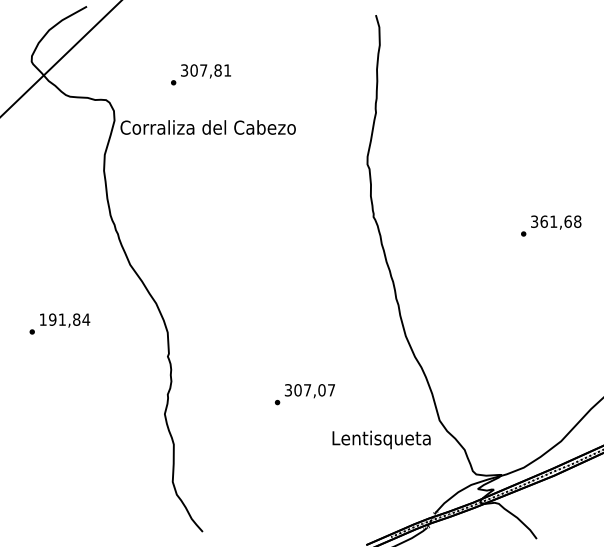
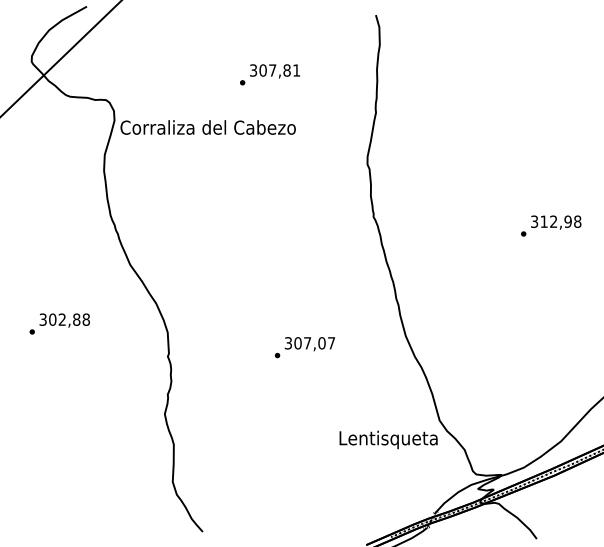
text position: (200, 74) -> (269, 74) (269, 74)
text: 361,68 -> 312,98 (555, 221)
text: 191,84 -> 302,88 (64, 319)
text position: (304, 394) -> (304, 347) (304, 347)
text position: (381, 439) -> (388, 439) (388, 439)
